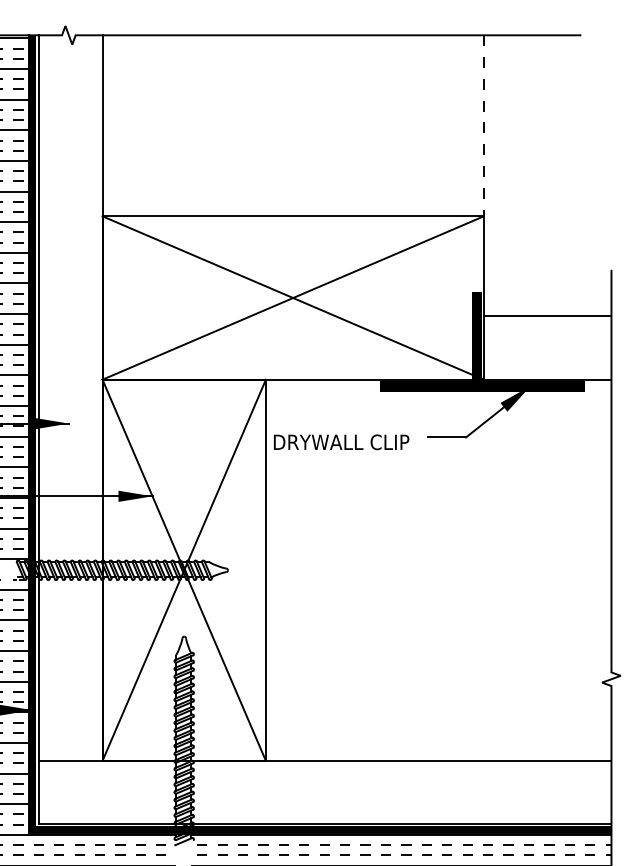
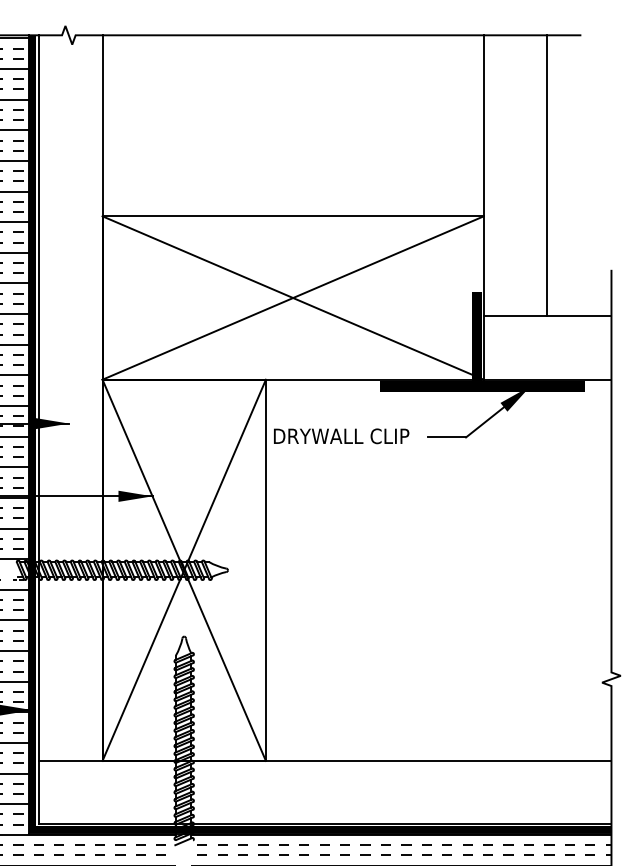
line: dashed -> solid (483, 125)
line: none -> present (547, 175)
text position: (341, 442) -> (341, 436) (341, 436)
